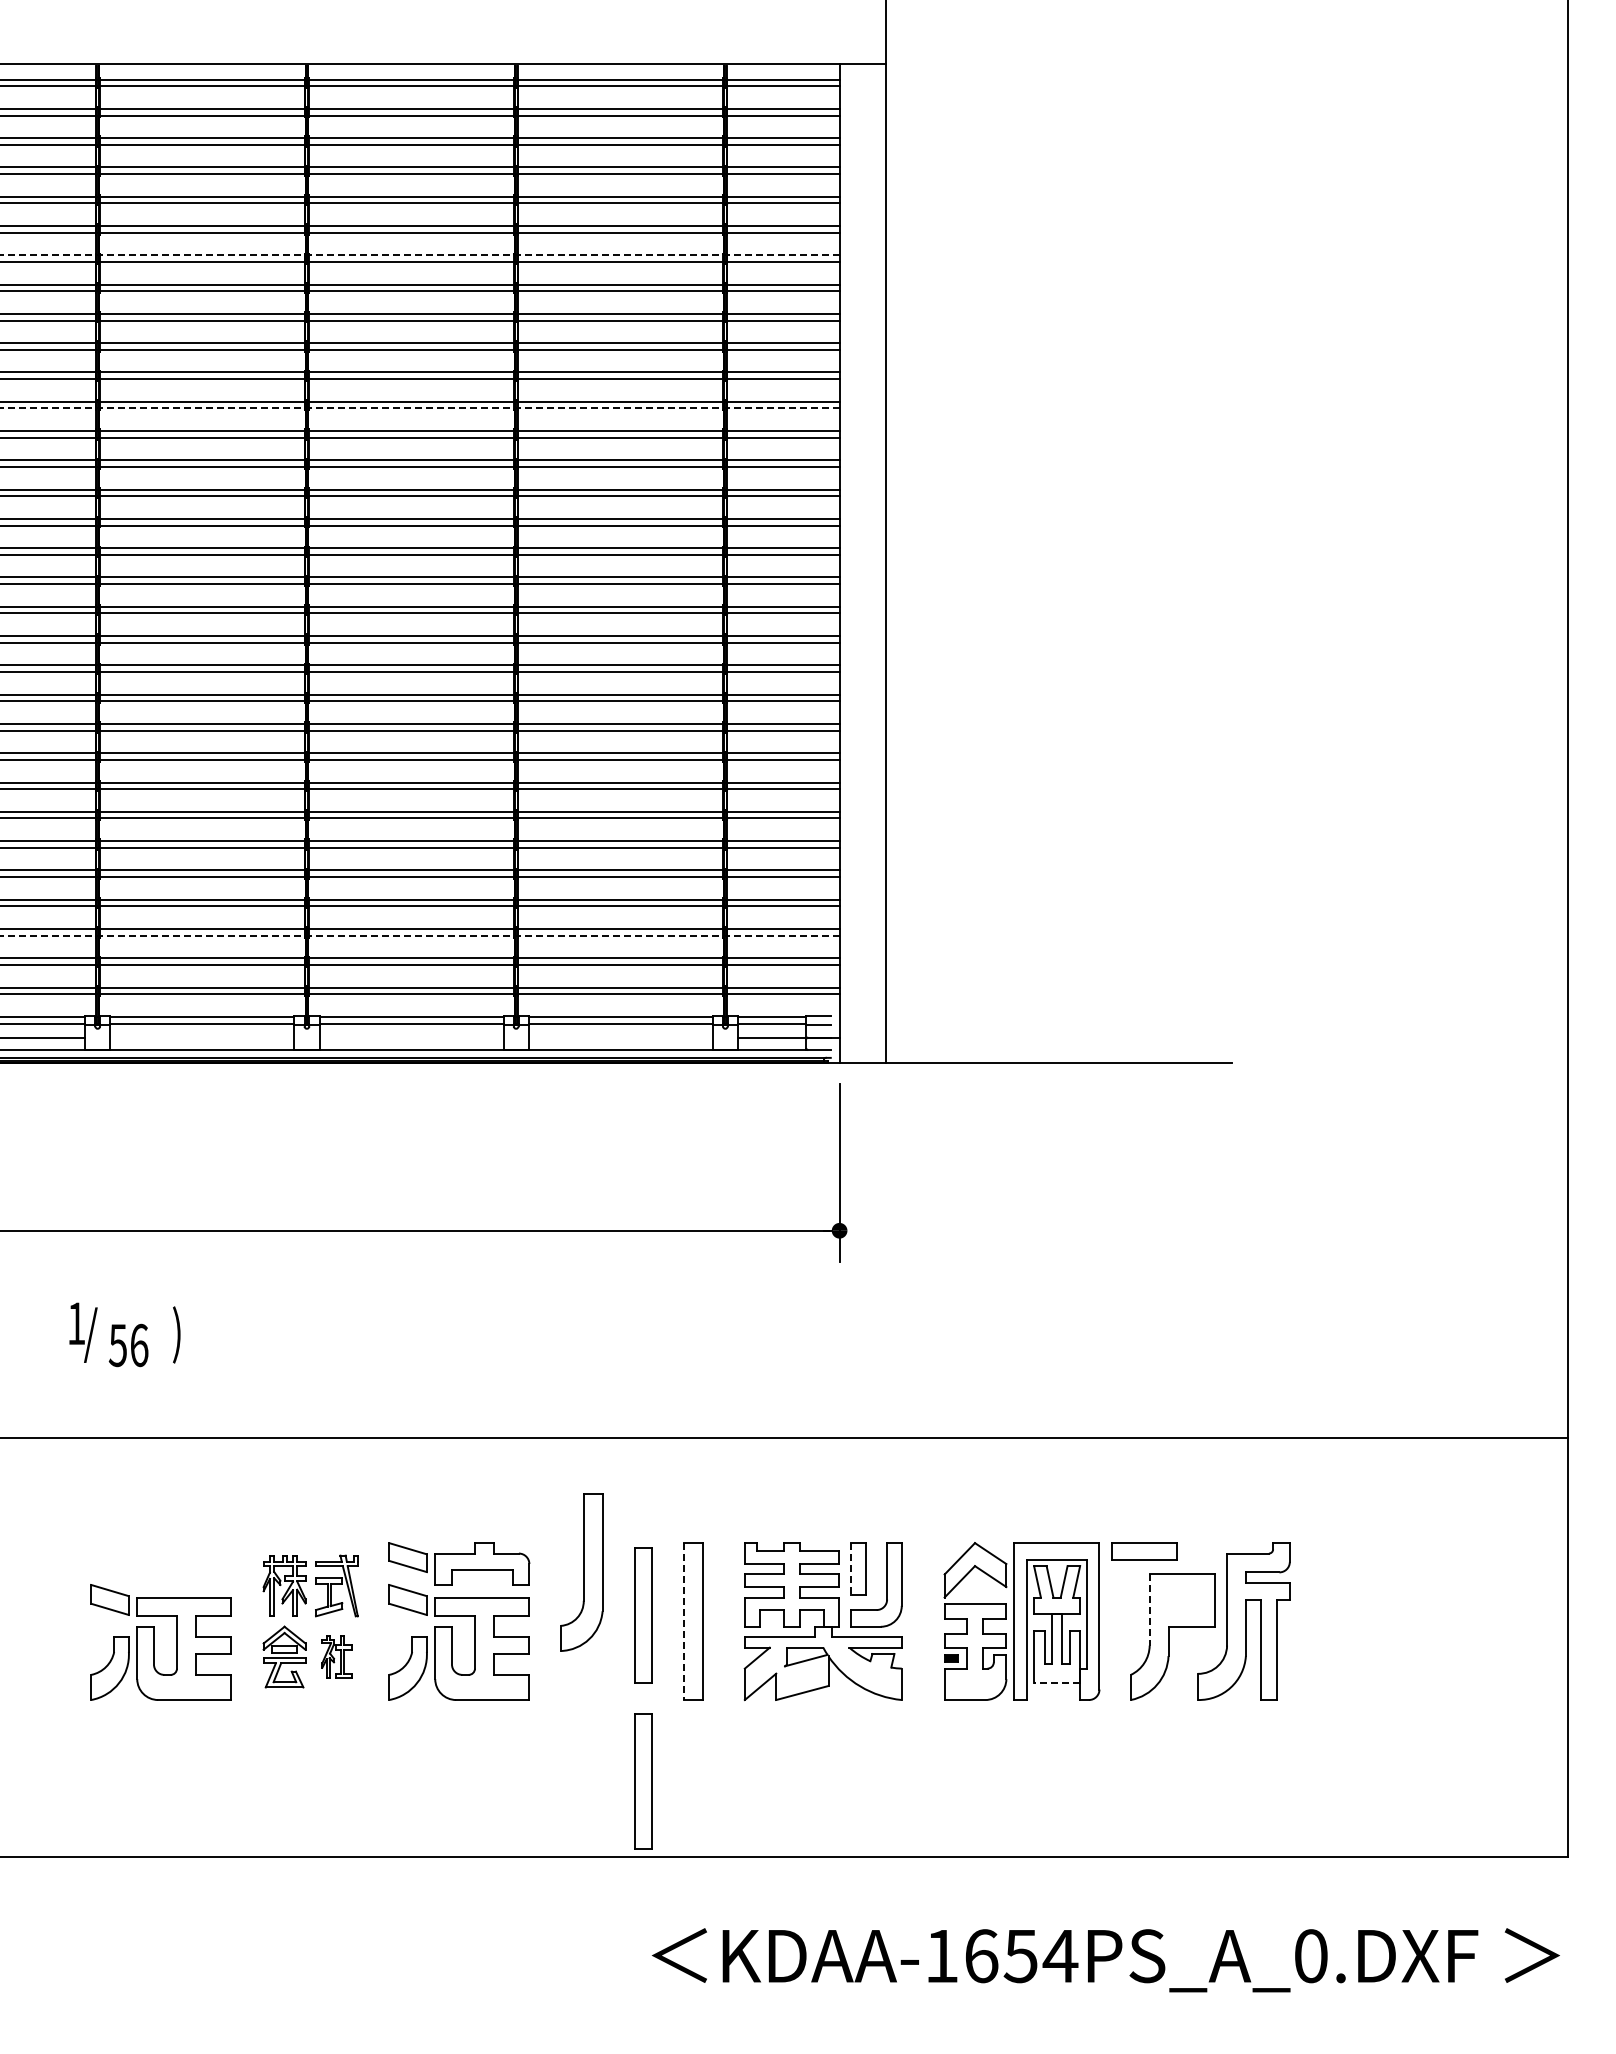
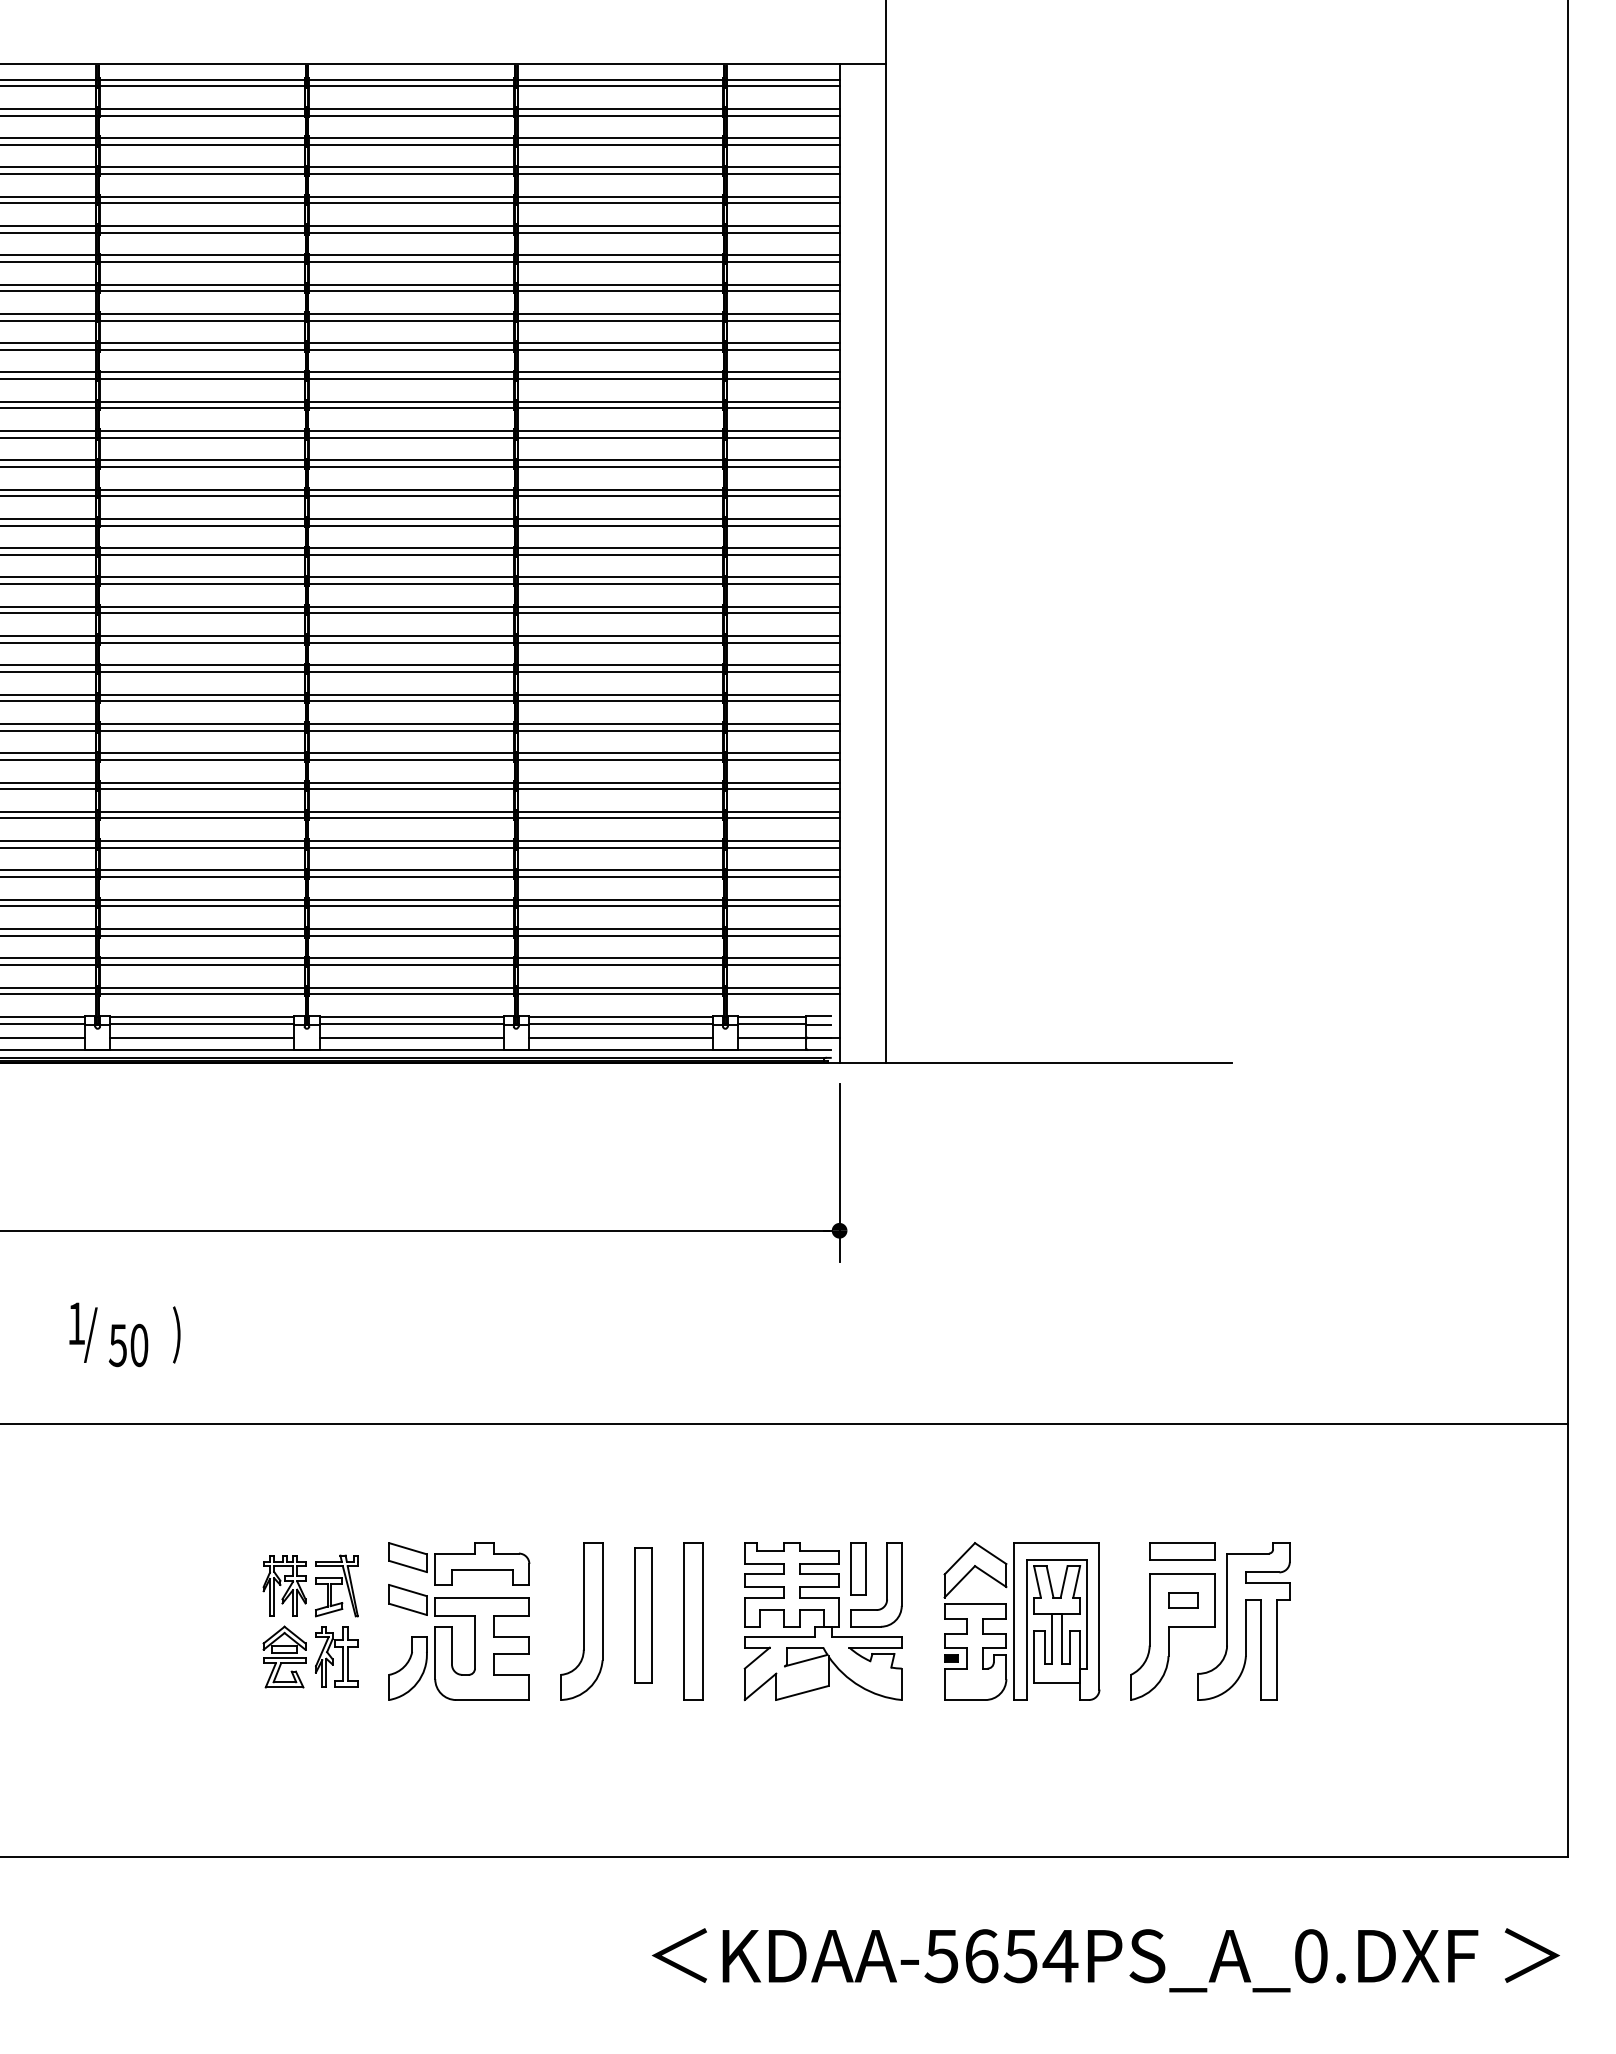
line: dashed -> solid (419, 255)
line: dashed -> solid (419, 408)
line: dashed -> solid (419, 935)
line: none -> present (202, 1037)
line: none -> present (411, 1037)
line: none -> present (620, 1037)
text: 56 -> 50 (139, 1344)
line position: (784, 1437) -> (784, 1423) (784, 1423)
part position: (1144, 1551) -> (1182, 1551) (1182, 1551)
line: dashed -> solid (850, 1569)
part position: (581, 1572) -> (581, 1621) (581, 1621)
part: none -> present (1183, 1600)
line: dashed -> solid (1149, 1610)
line: dashed -> solid (684, 1622)
part: present -> none (160, 1642)
part size: 32x44 px -> 44x62 px (336, 1656)
line: dashed -> solid (1056, 1683)
part: present -> none (643, 1781)
text: KDAA-1654PS_A_0.DXF -> KDAA-5654PS_A_0.DXF (941, 1956)
